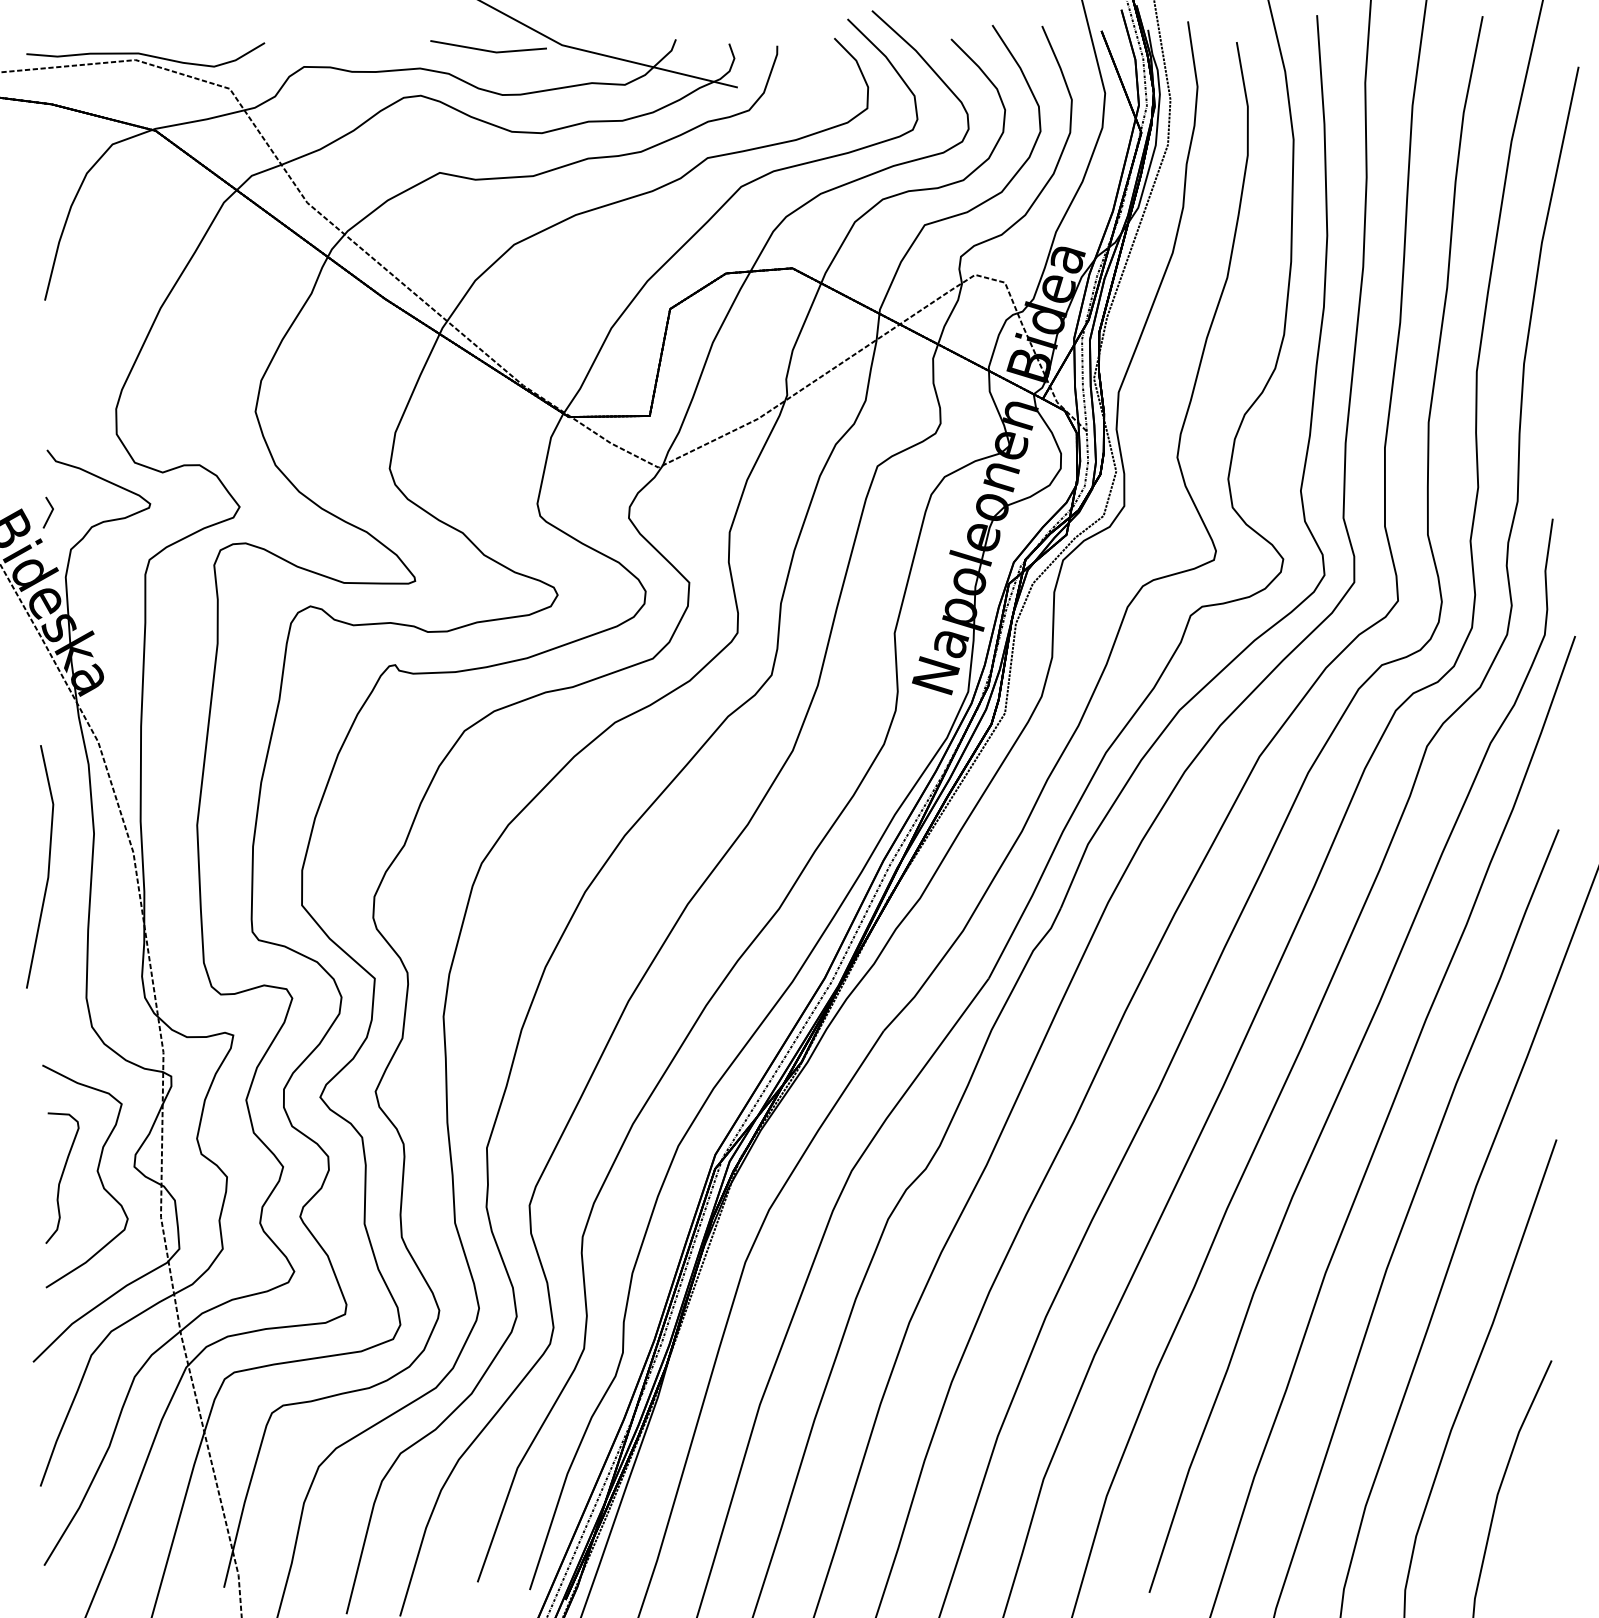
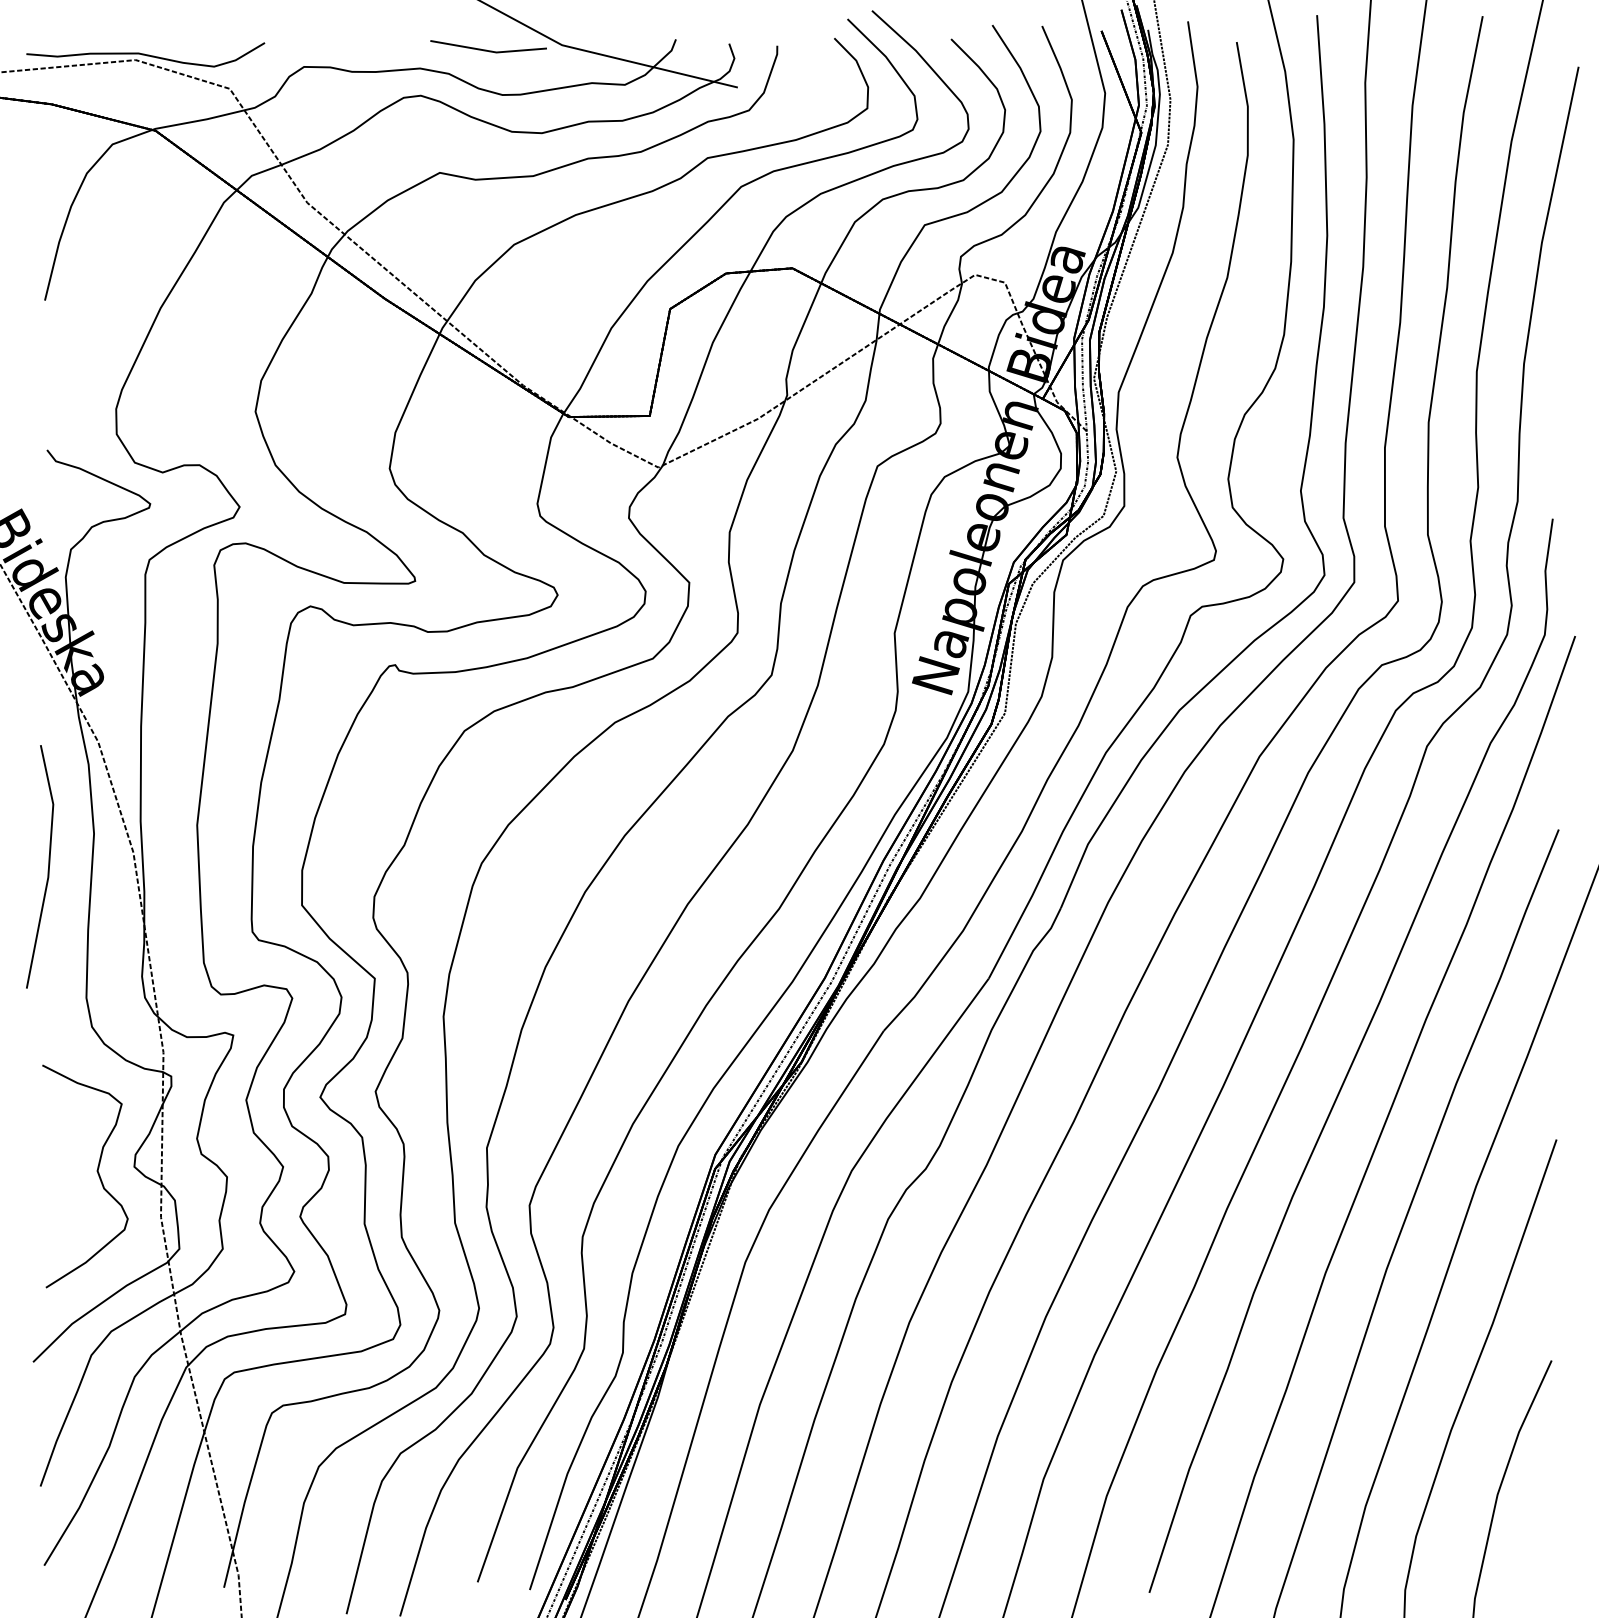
line: present -> none (49, 513)
curve: present -> none (62, 1177)
